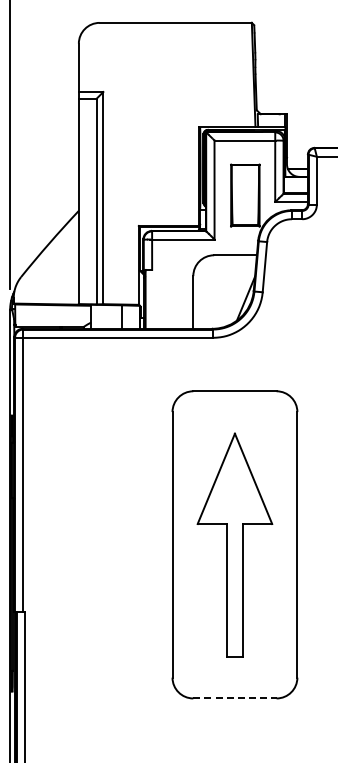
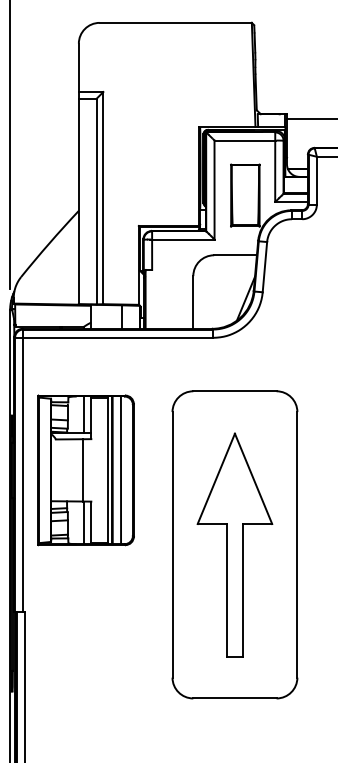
line: none -> present (310, 118)
part: none -> present (85, 470)
line: dashed -> solid (234, 698)
